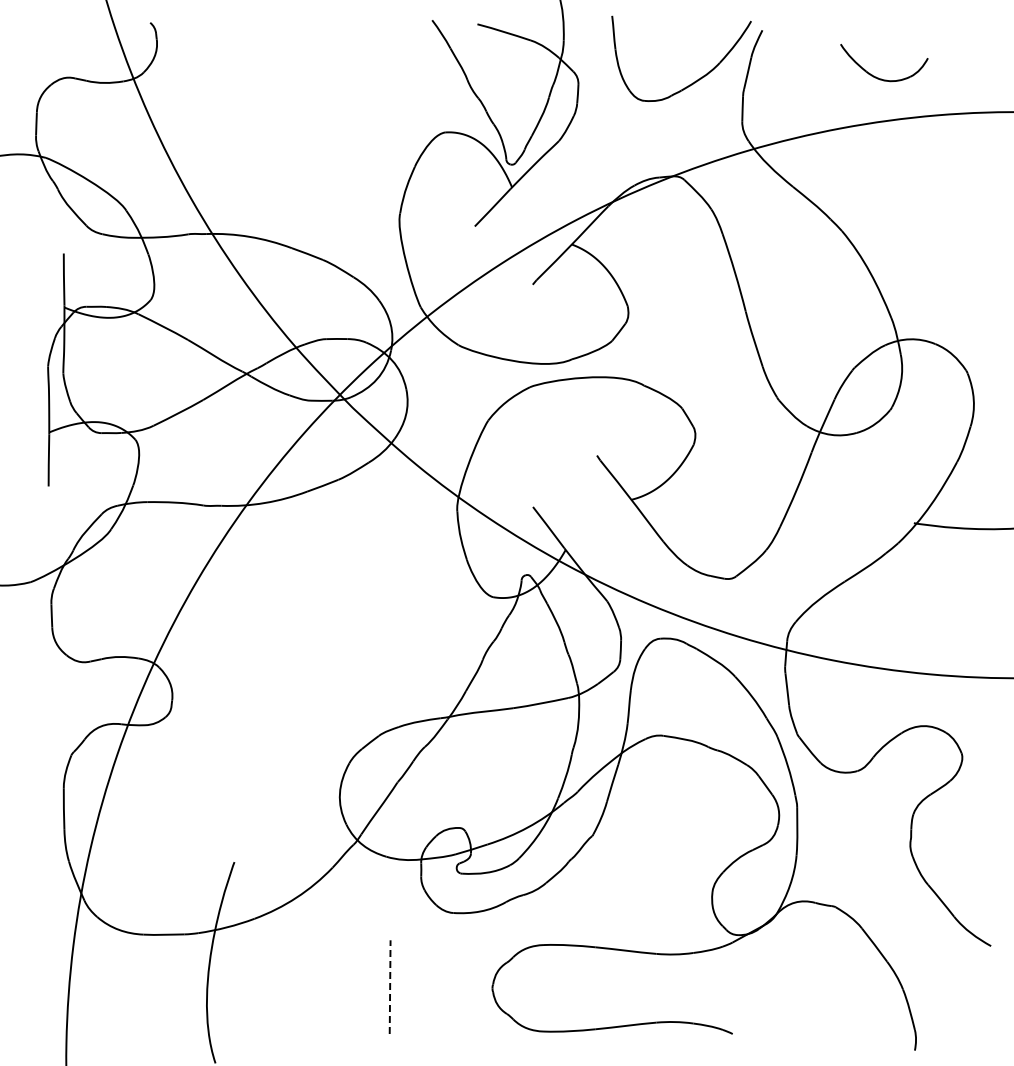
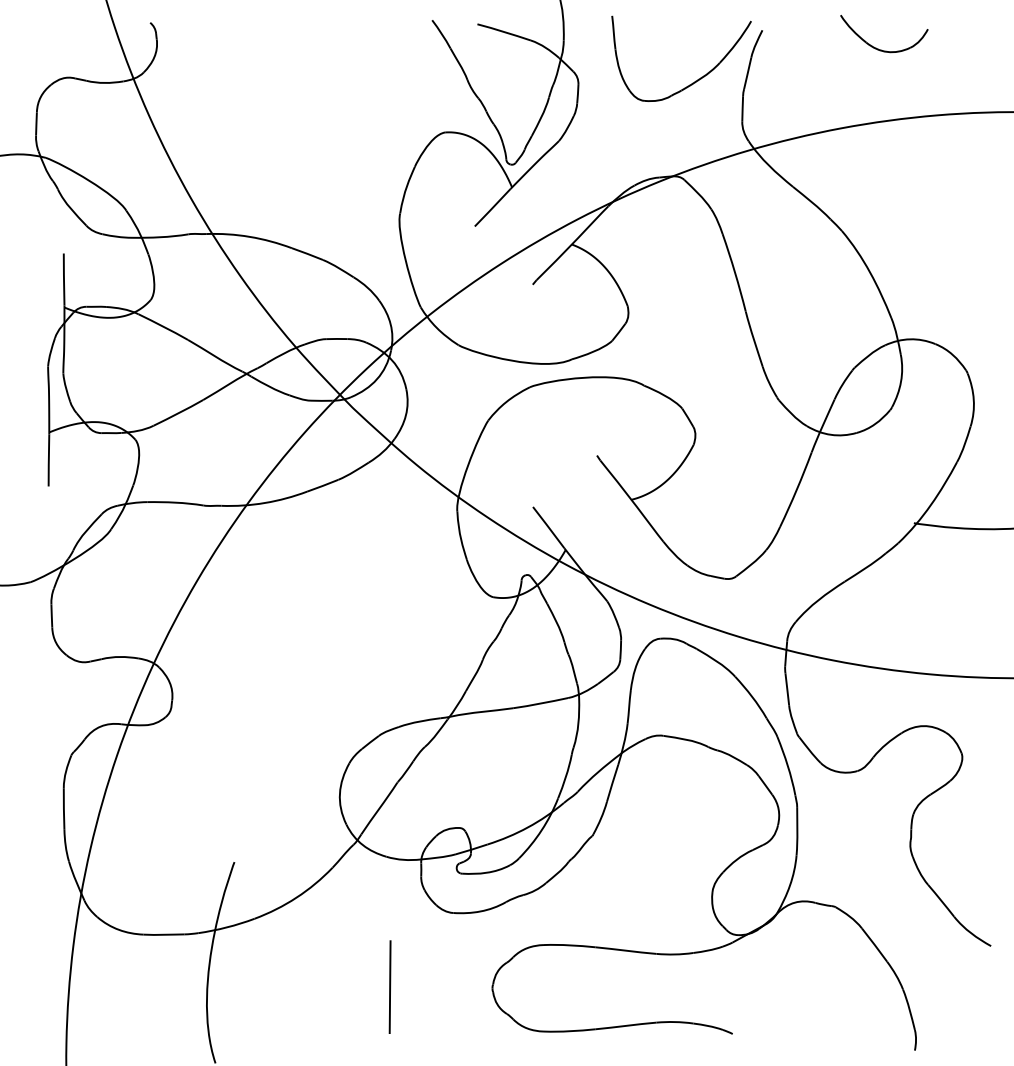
part position: (878, 77) -> (878, 48) (878, 48)
line: dashed -> solid (390, 987)
